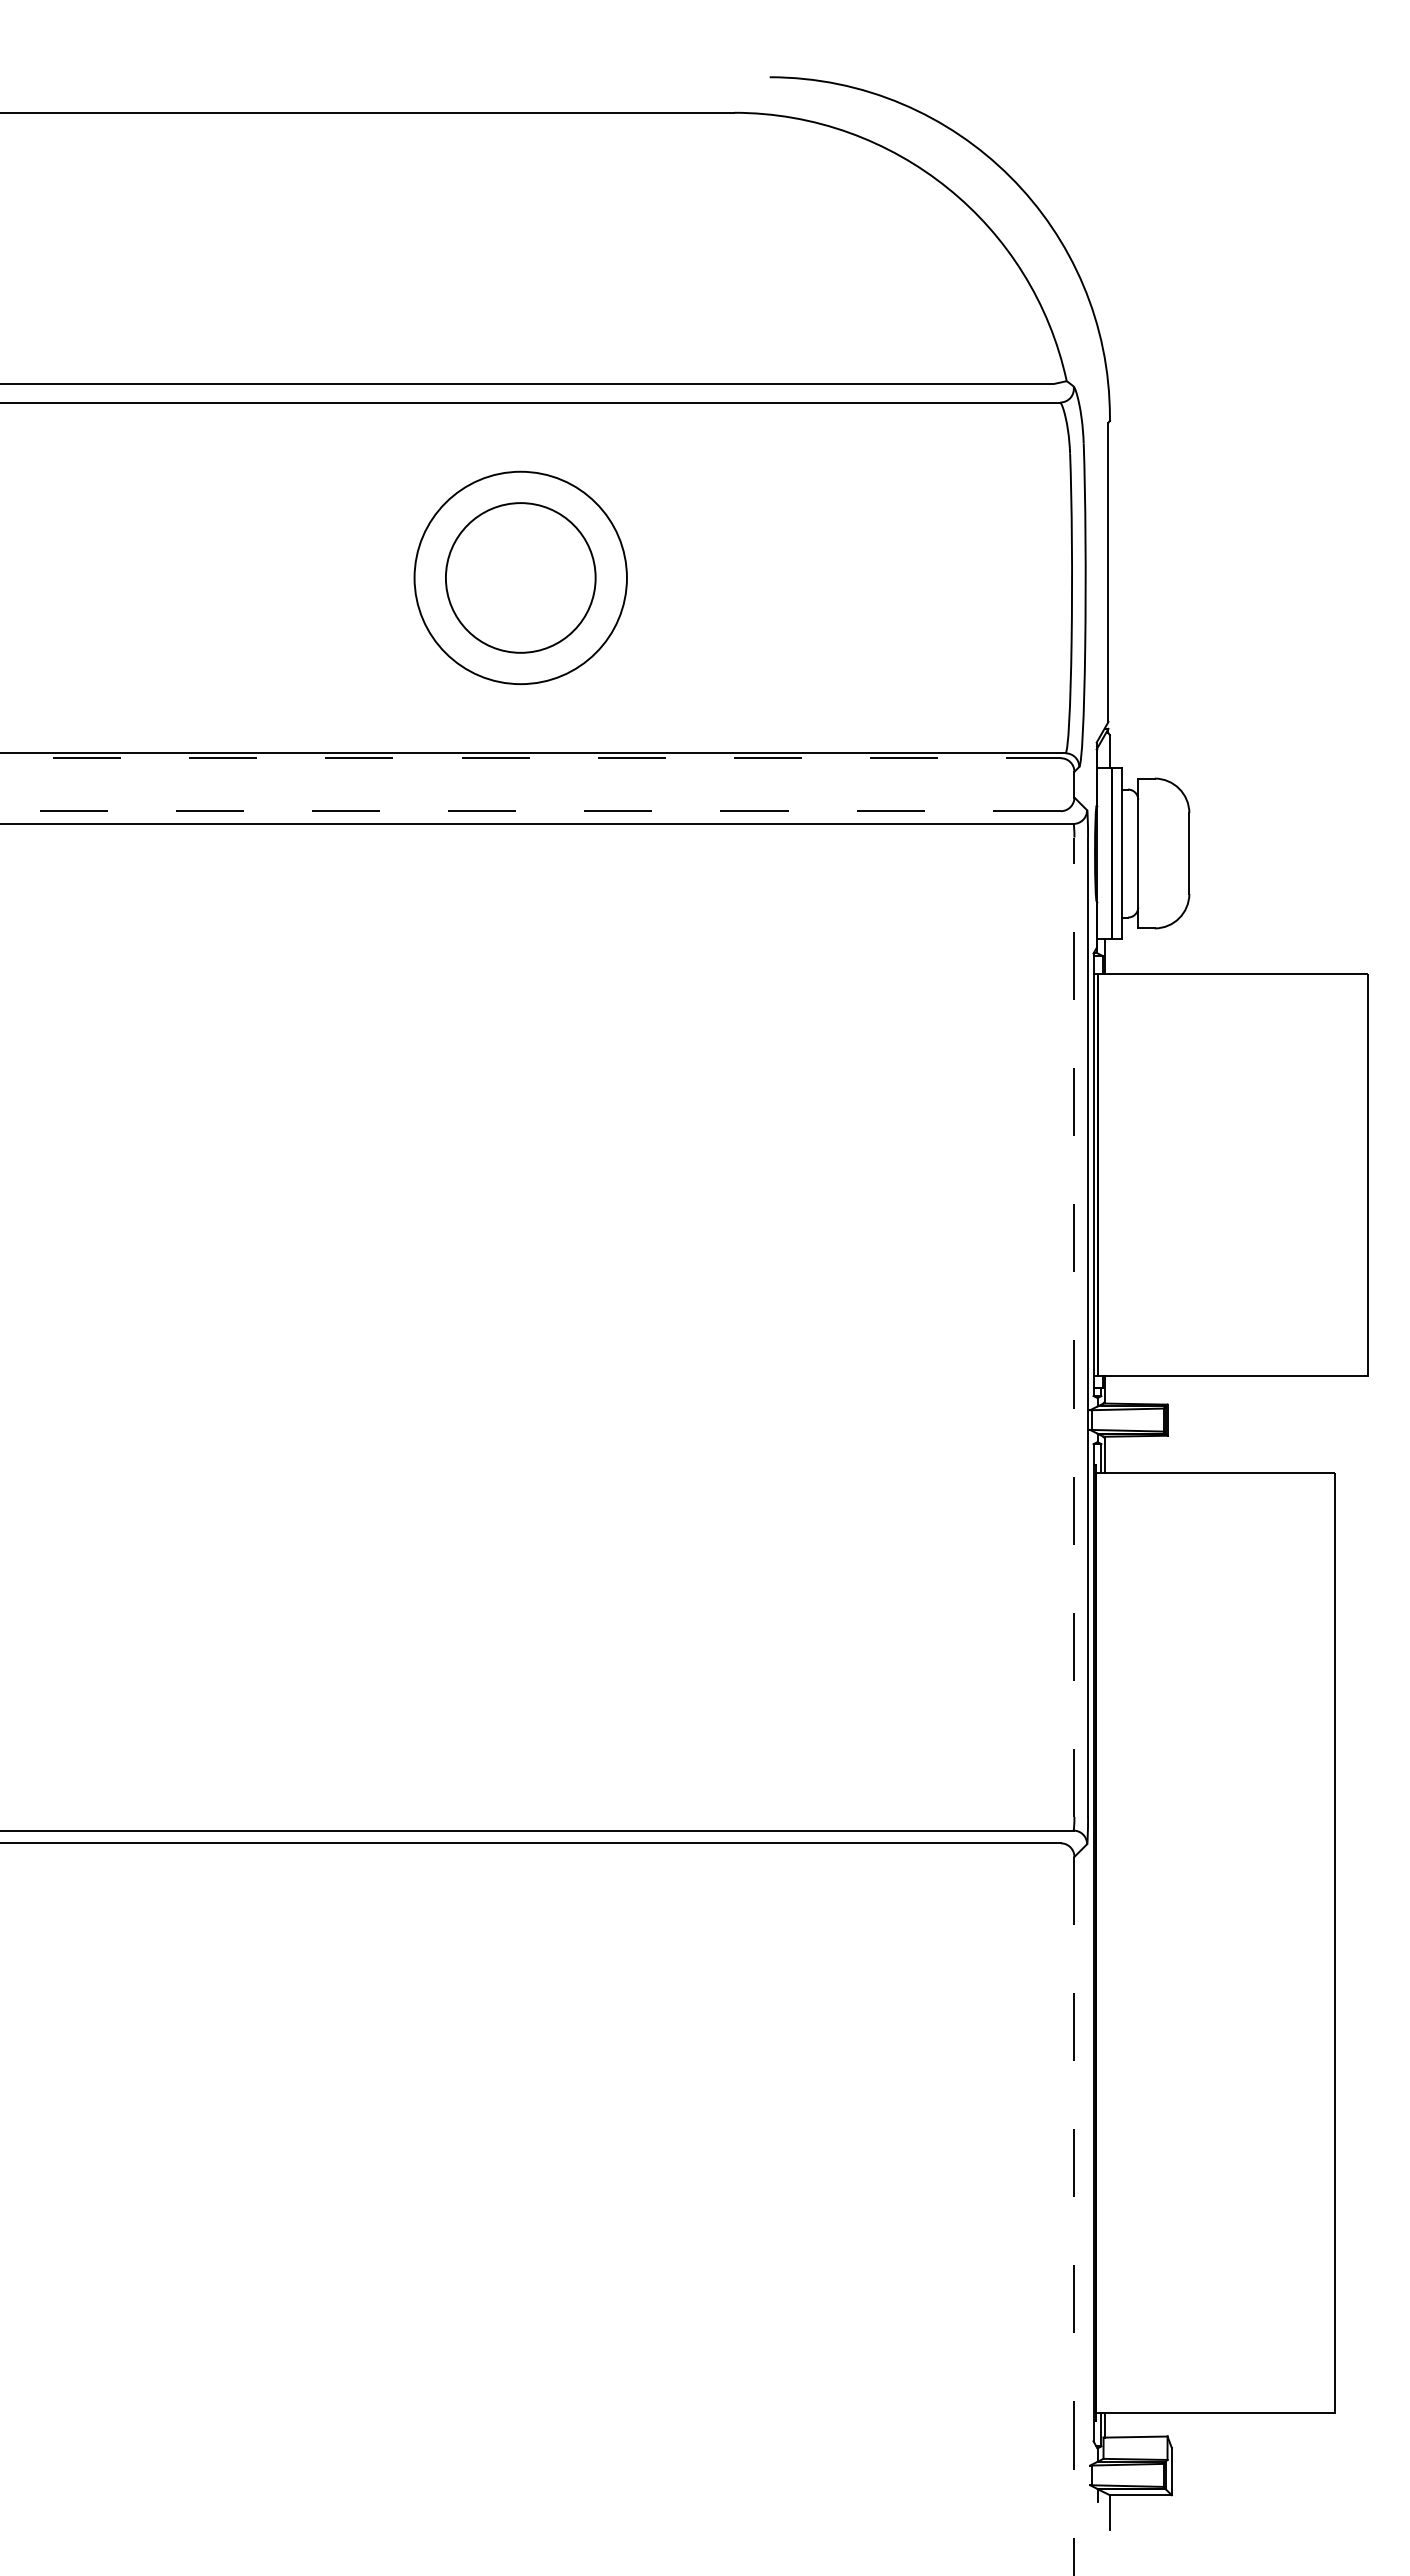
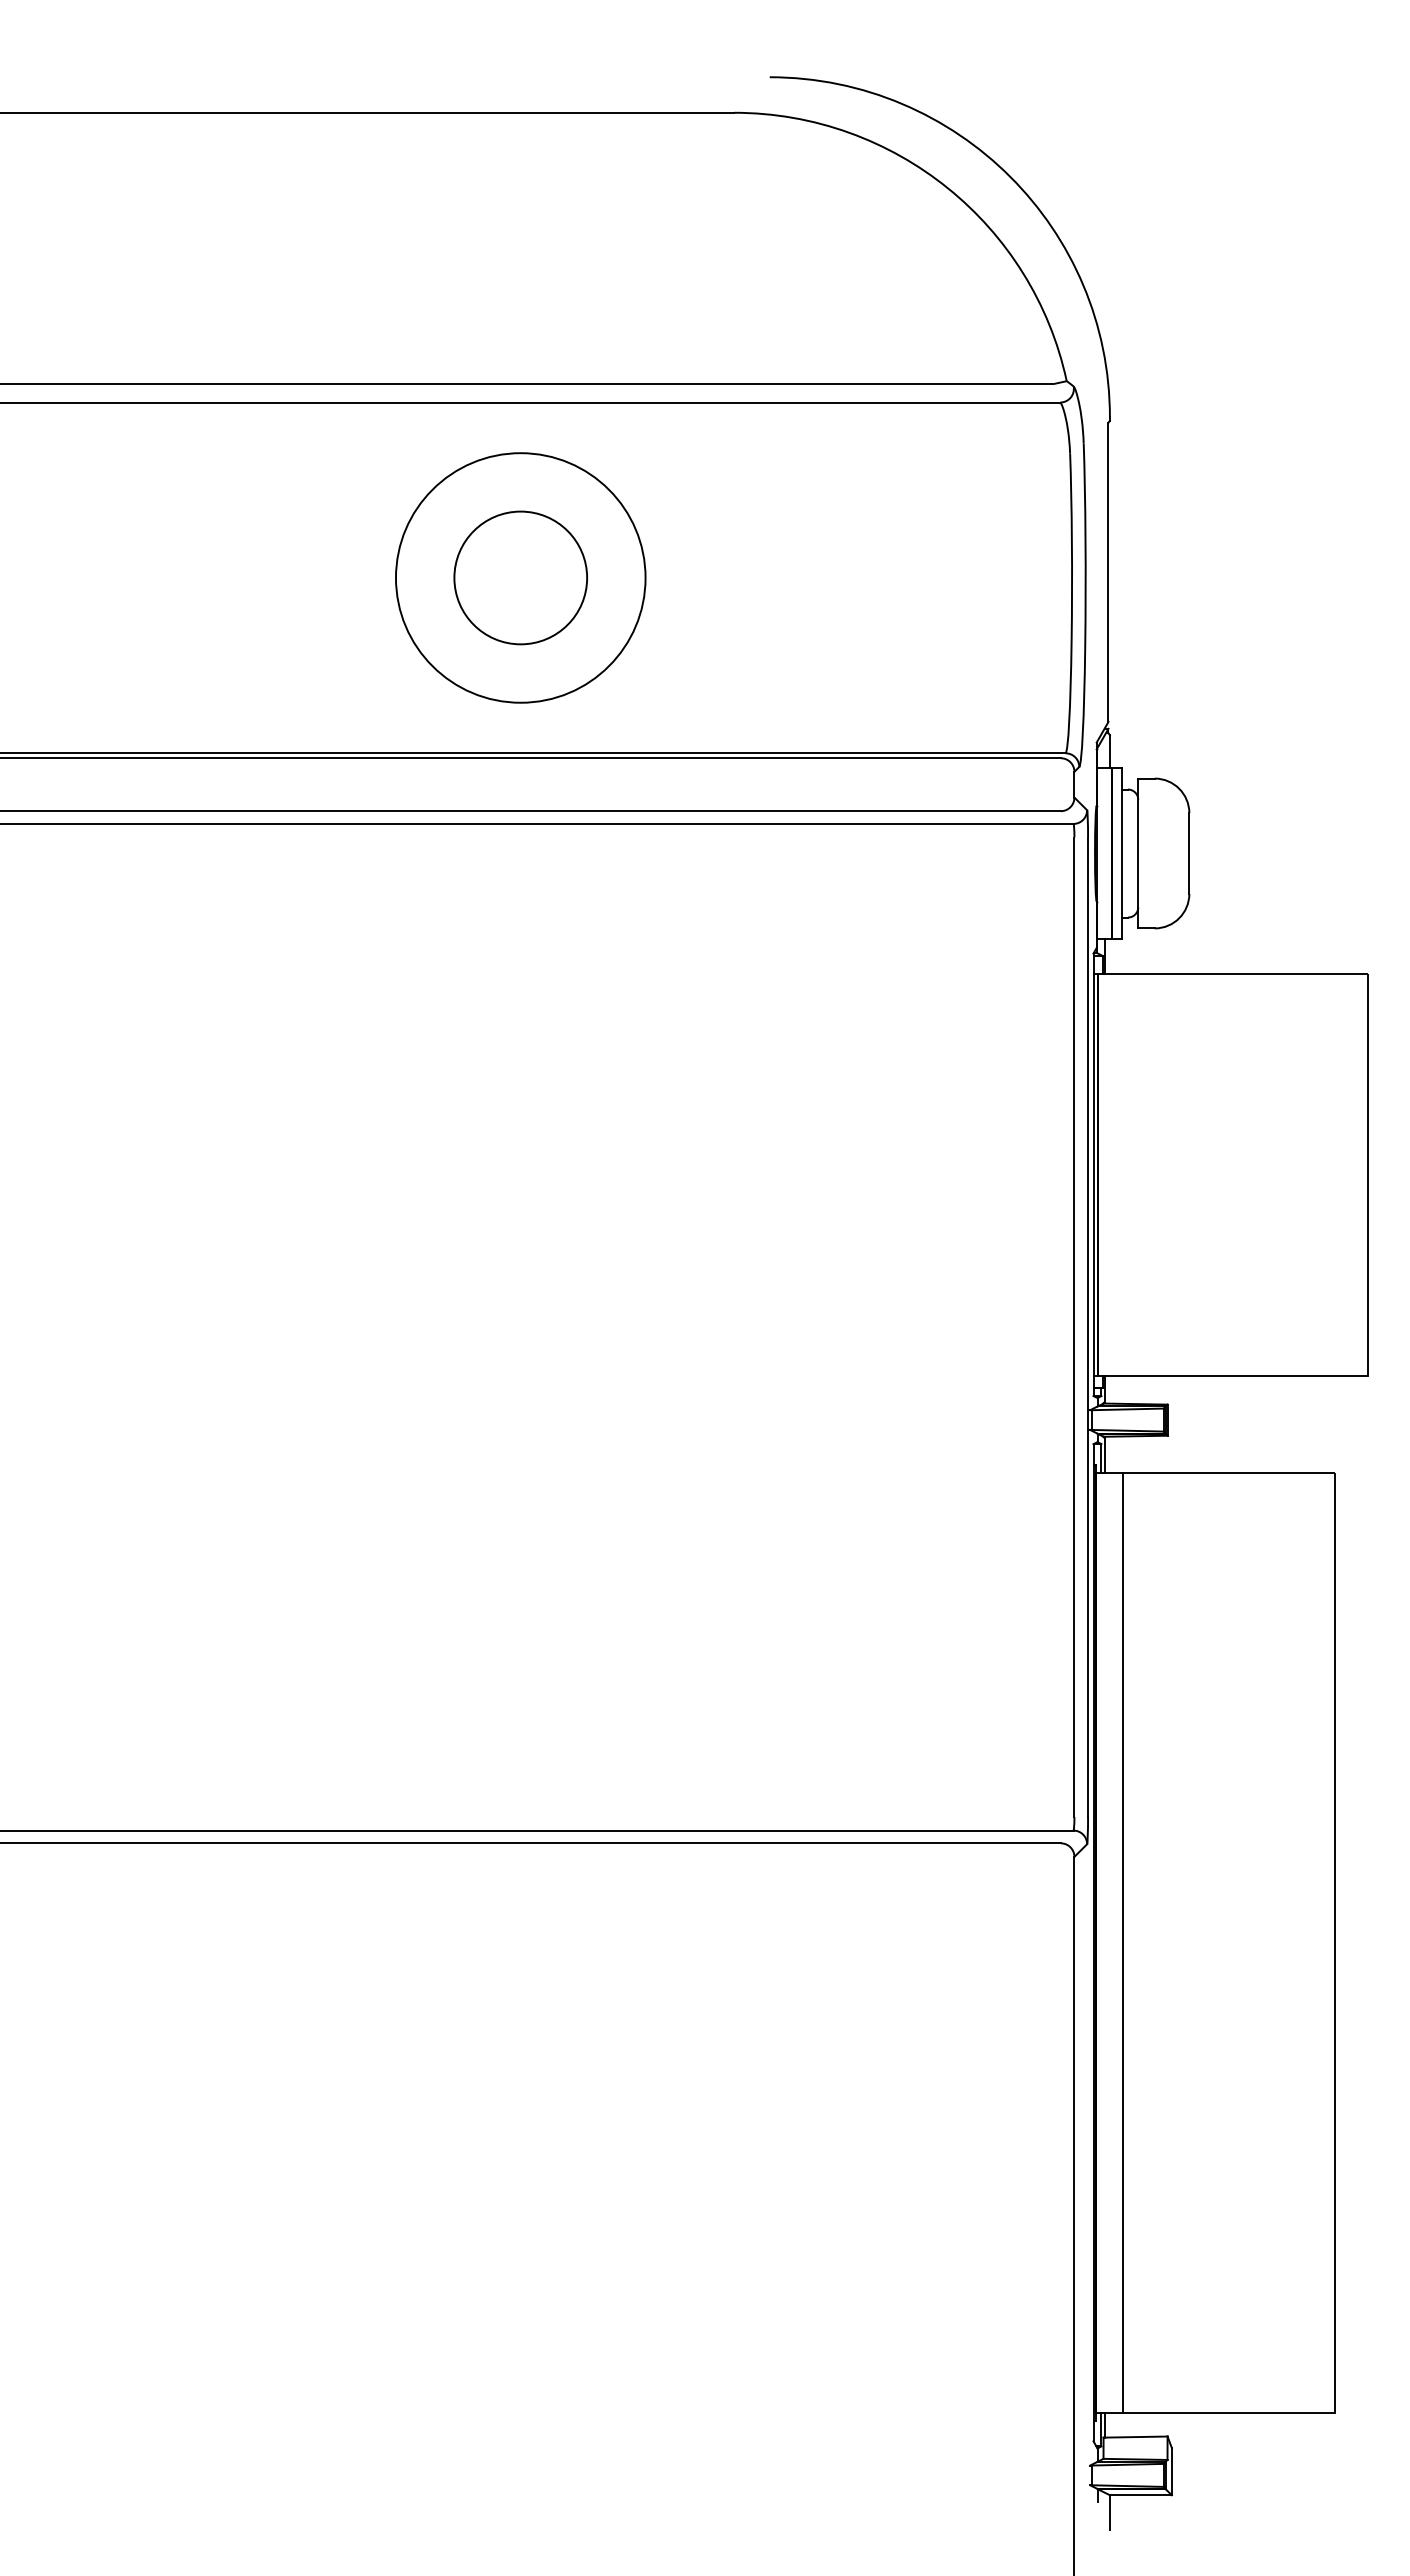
circle diameter: 150 px -> 250 px (520, 577)
circle diameter: 212 px -> 133 px (520, 577)
line: dashed -> solid (530, 758)
line: dashed -> solid (530, 811)
line: dashed -> solid (1074, 1327)
line: none -> present (1123, 1942)
line: dashed -> solid (1074, 2216)
